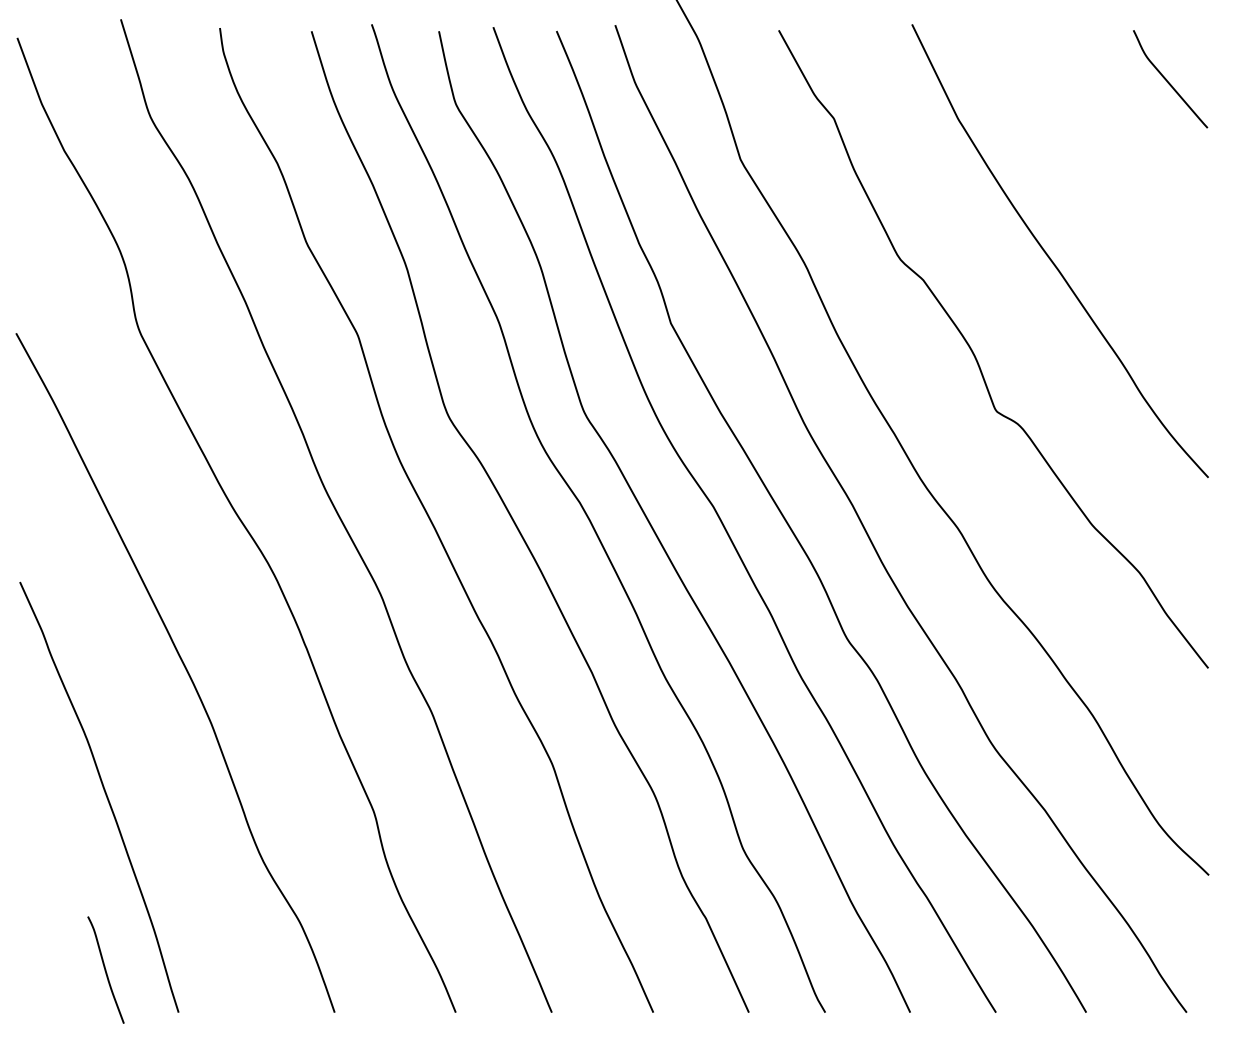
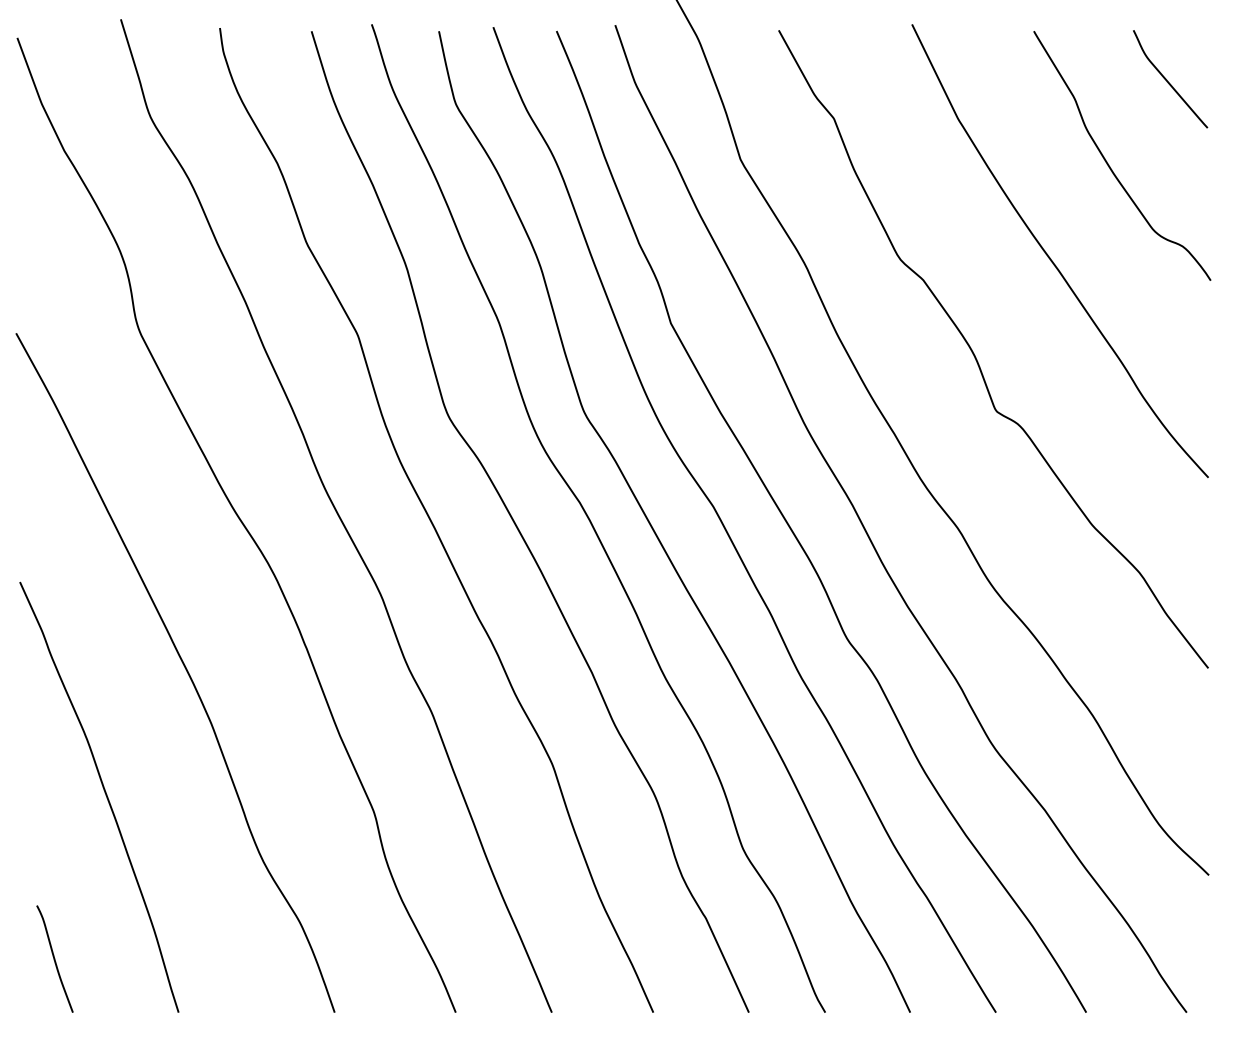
curve: none -> present (1108, 163)
curve position: (105, 969) -> (54, 958) (54, 958)
